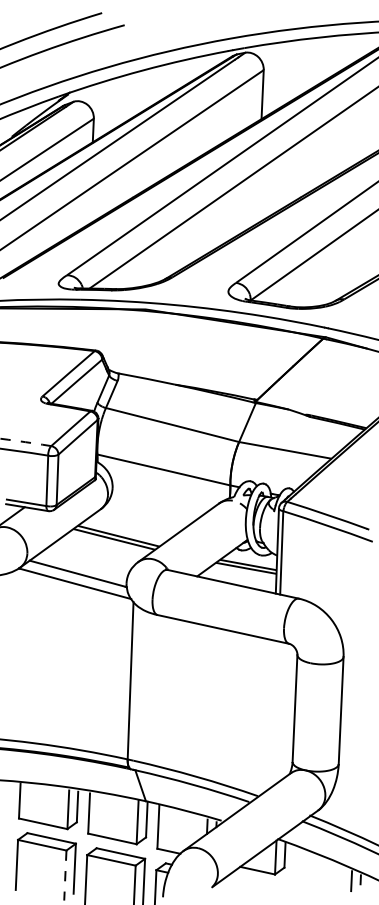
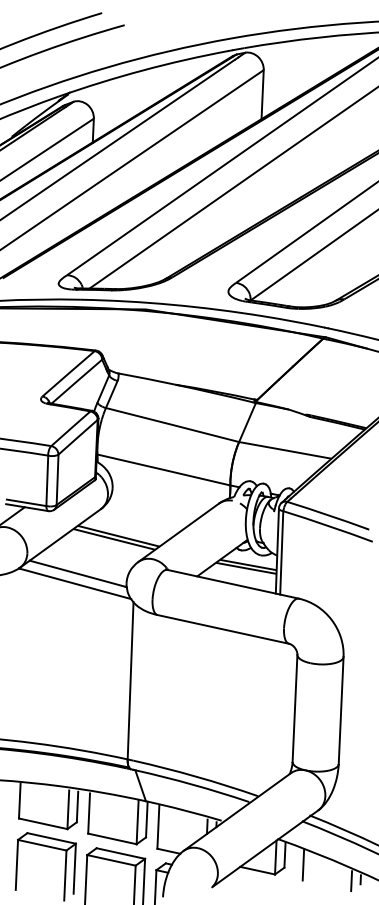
arc: dashed -> solid (25, 442)
line: none -> present (303, 864)
line: dashed -> solid (65, 876)
